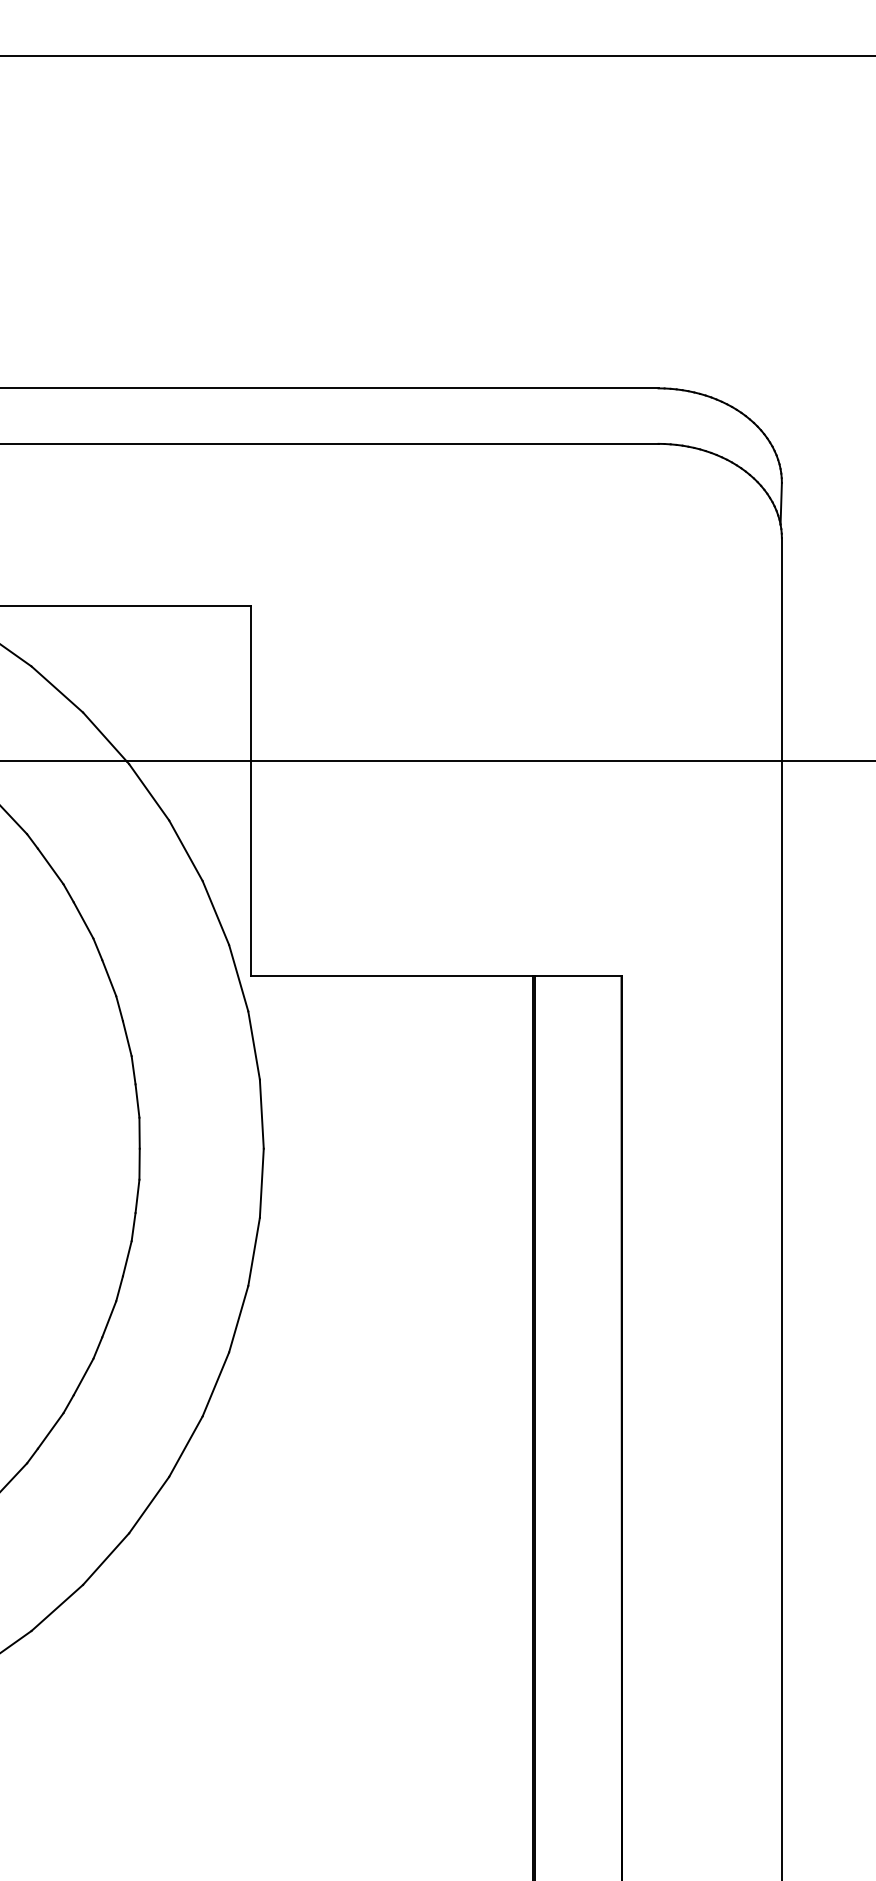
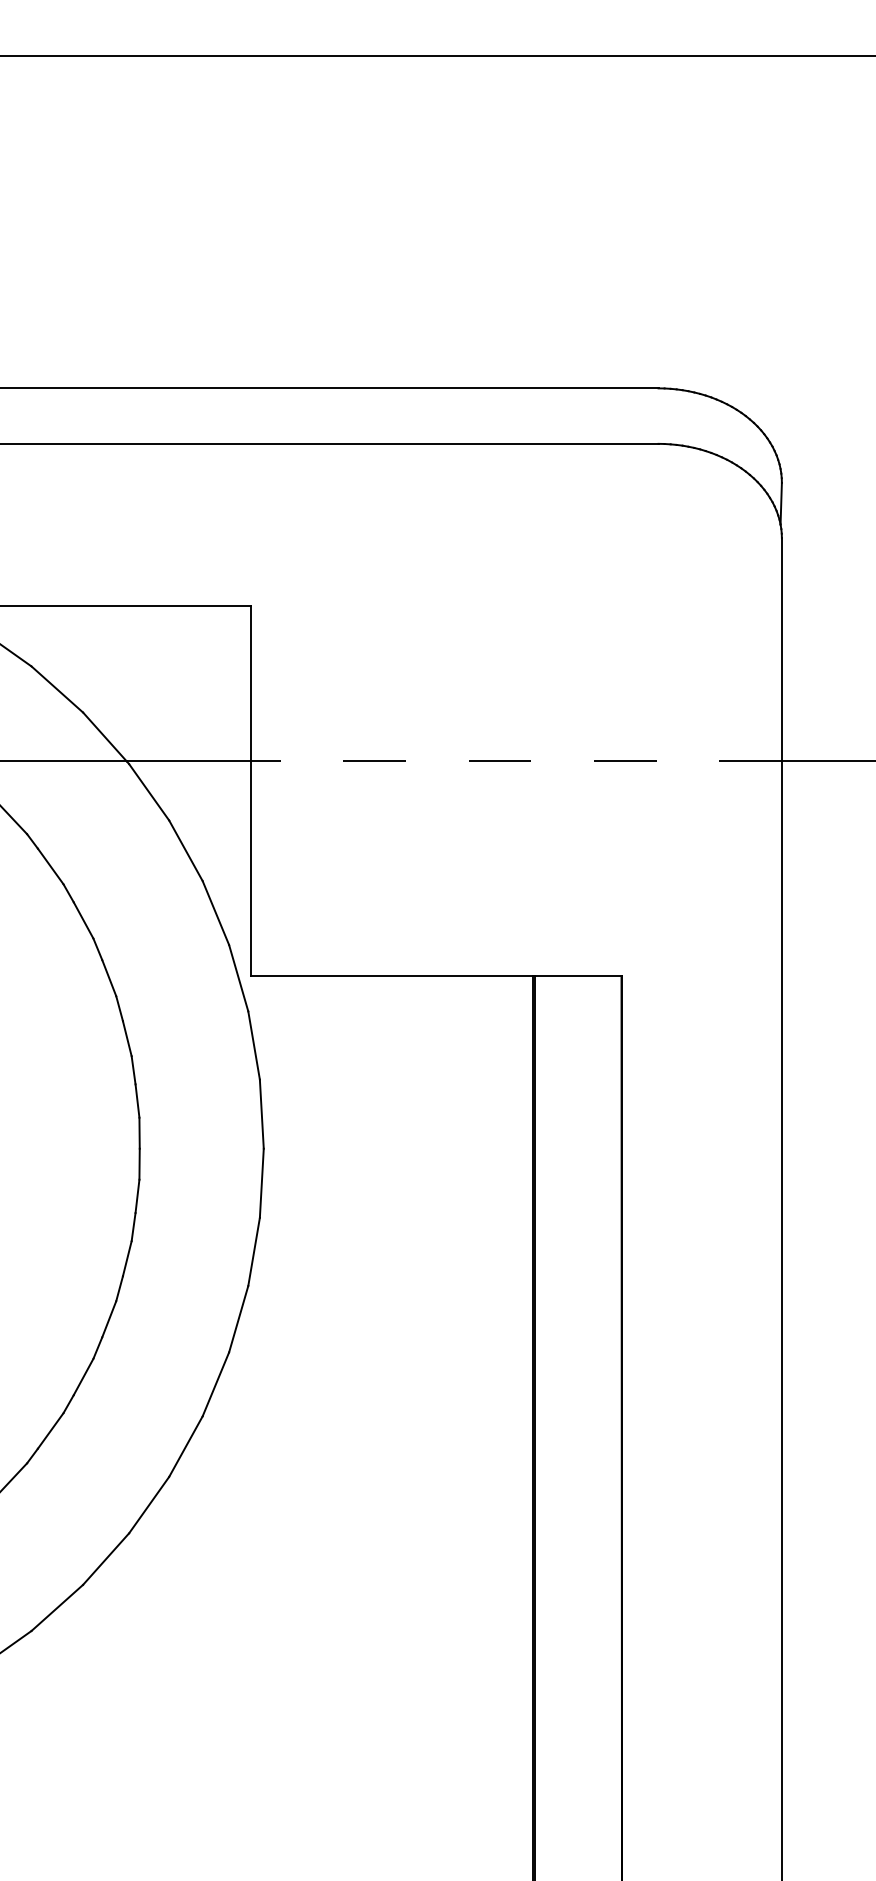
line: solid -> dashed (516, 761)
